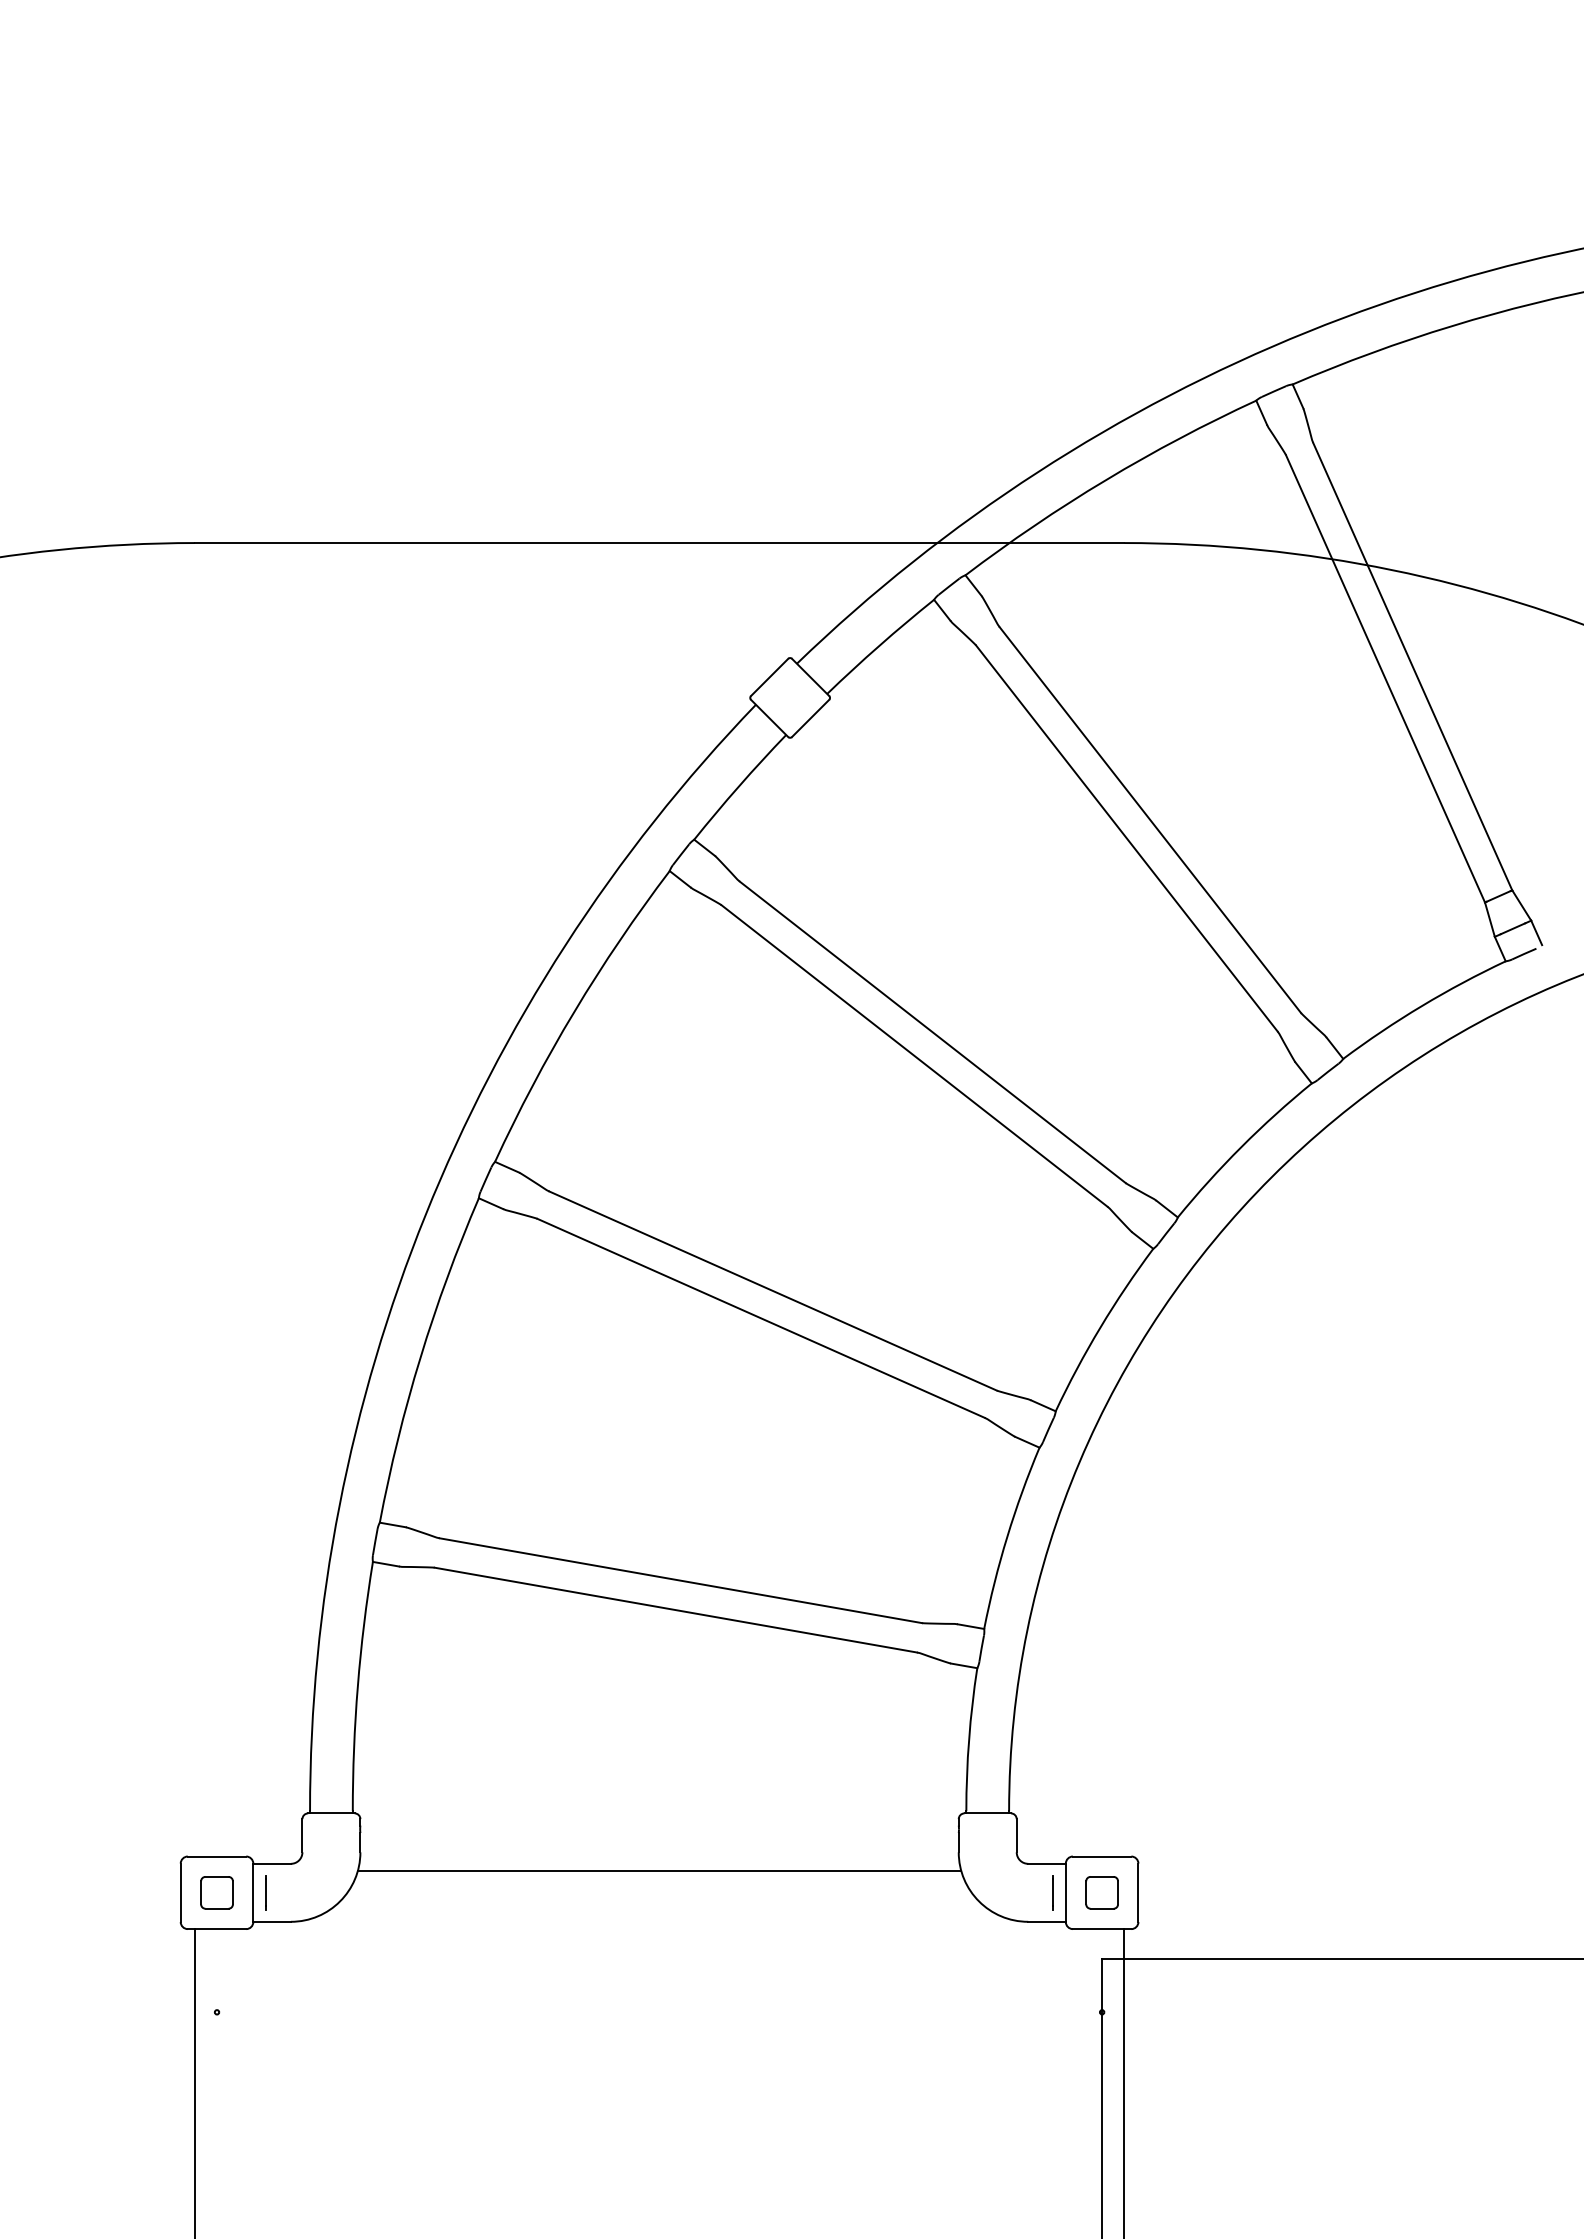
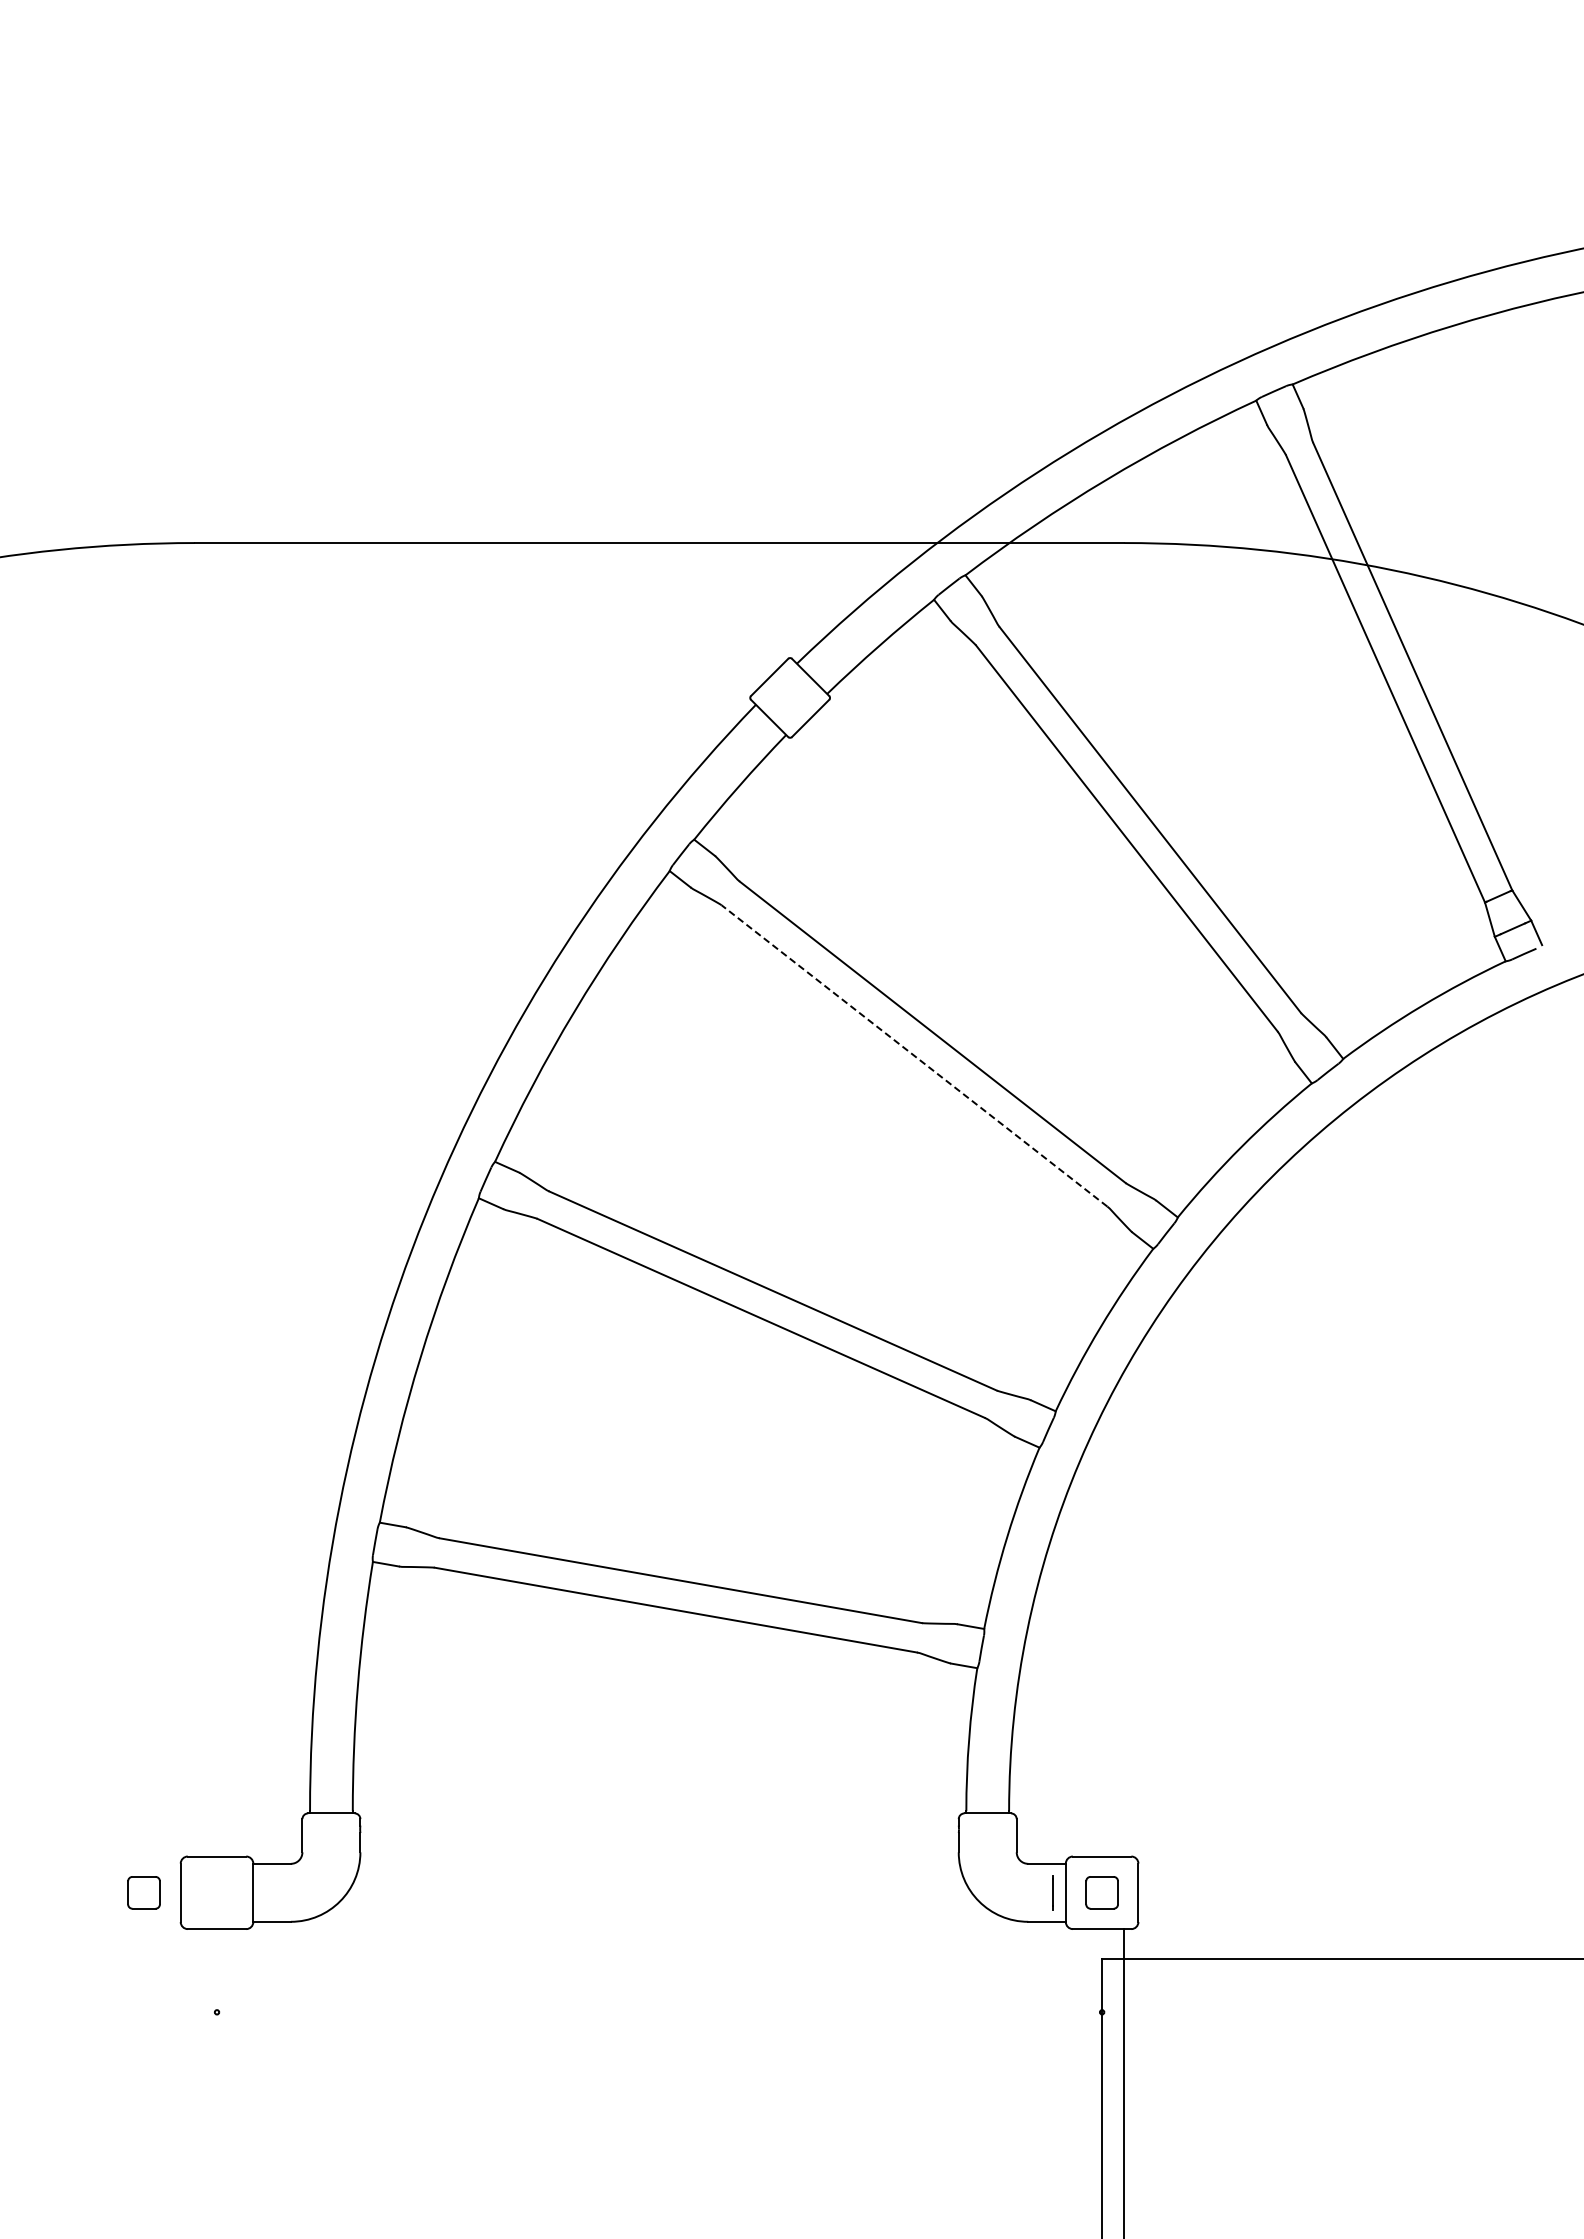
line: solid -> dashed (914, 1055)
line: present -> none (659, 1870)
part position: (216, 1892) -> (143, 1892) (143, 1892)
line: present -> none (265, 1892)
line: present -> none (194, 2082)
